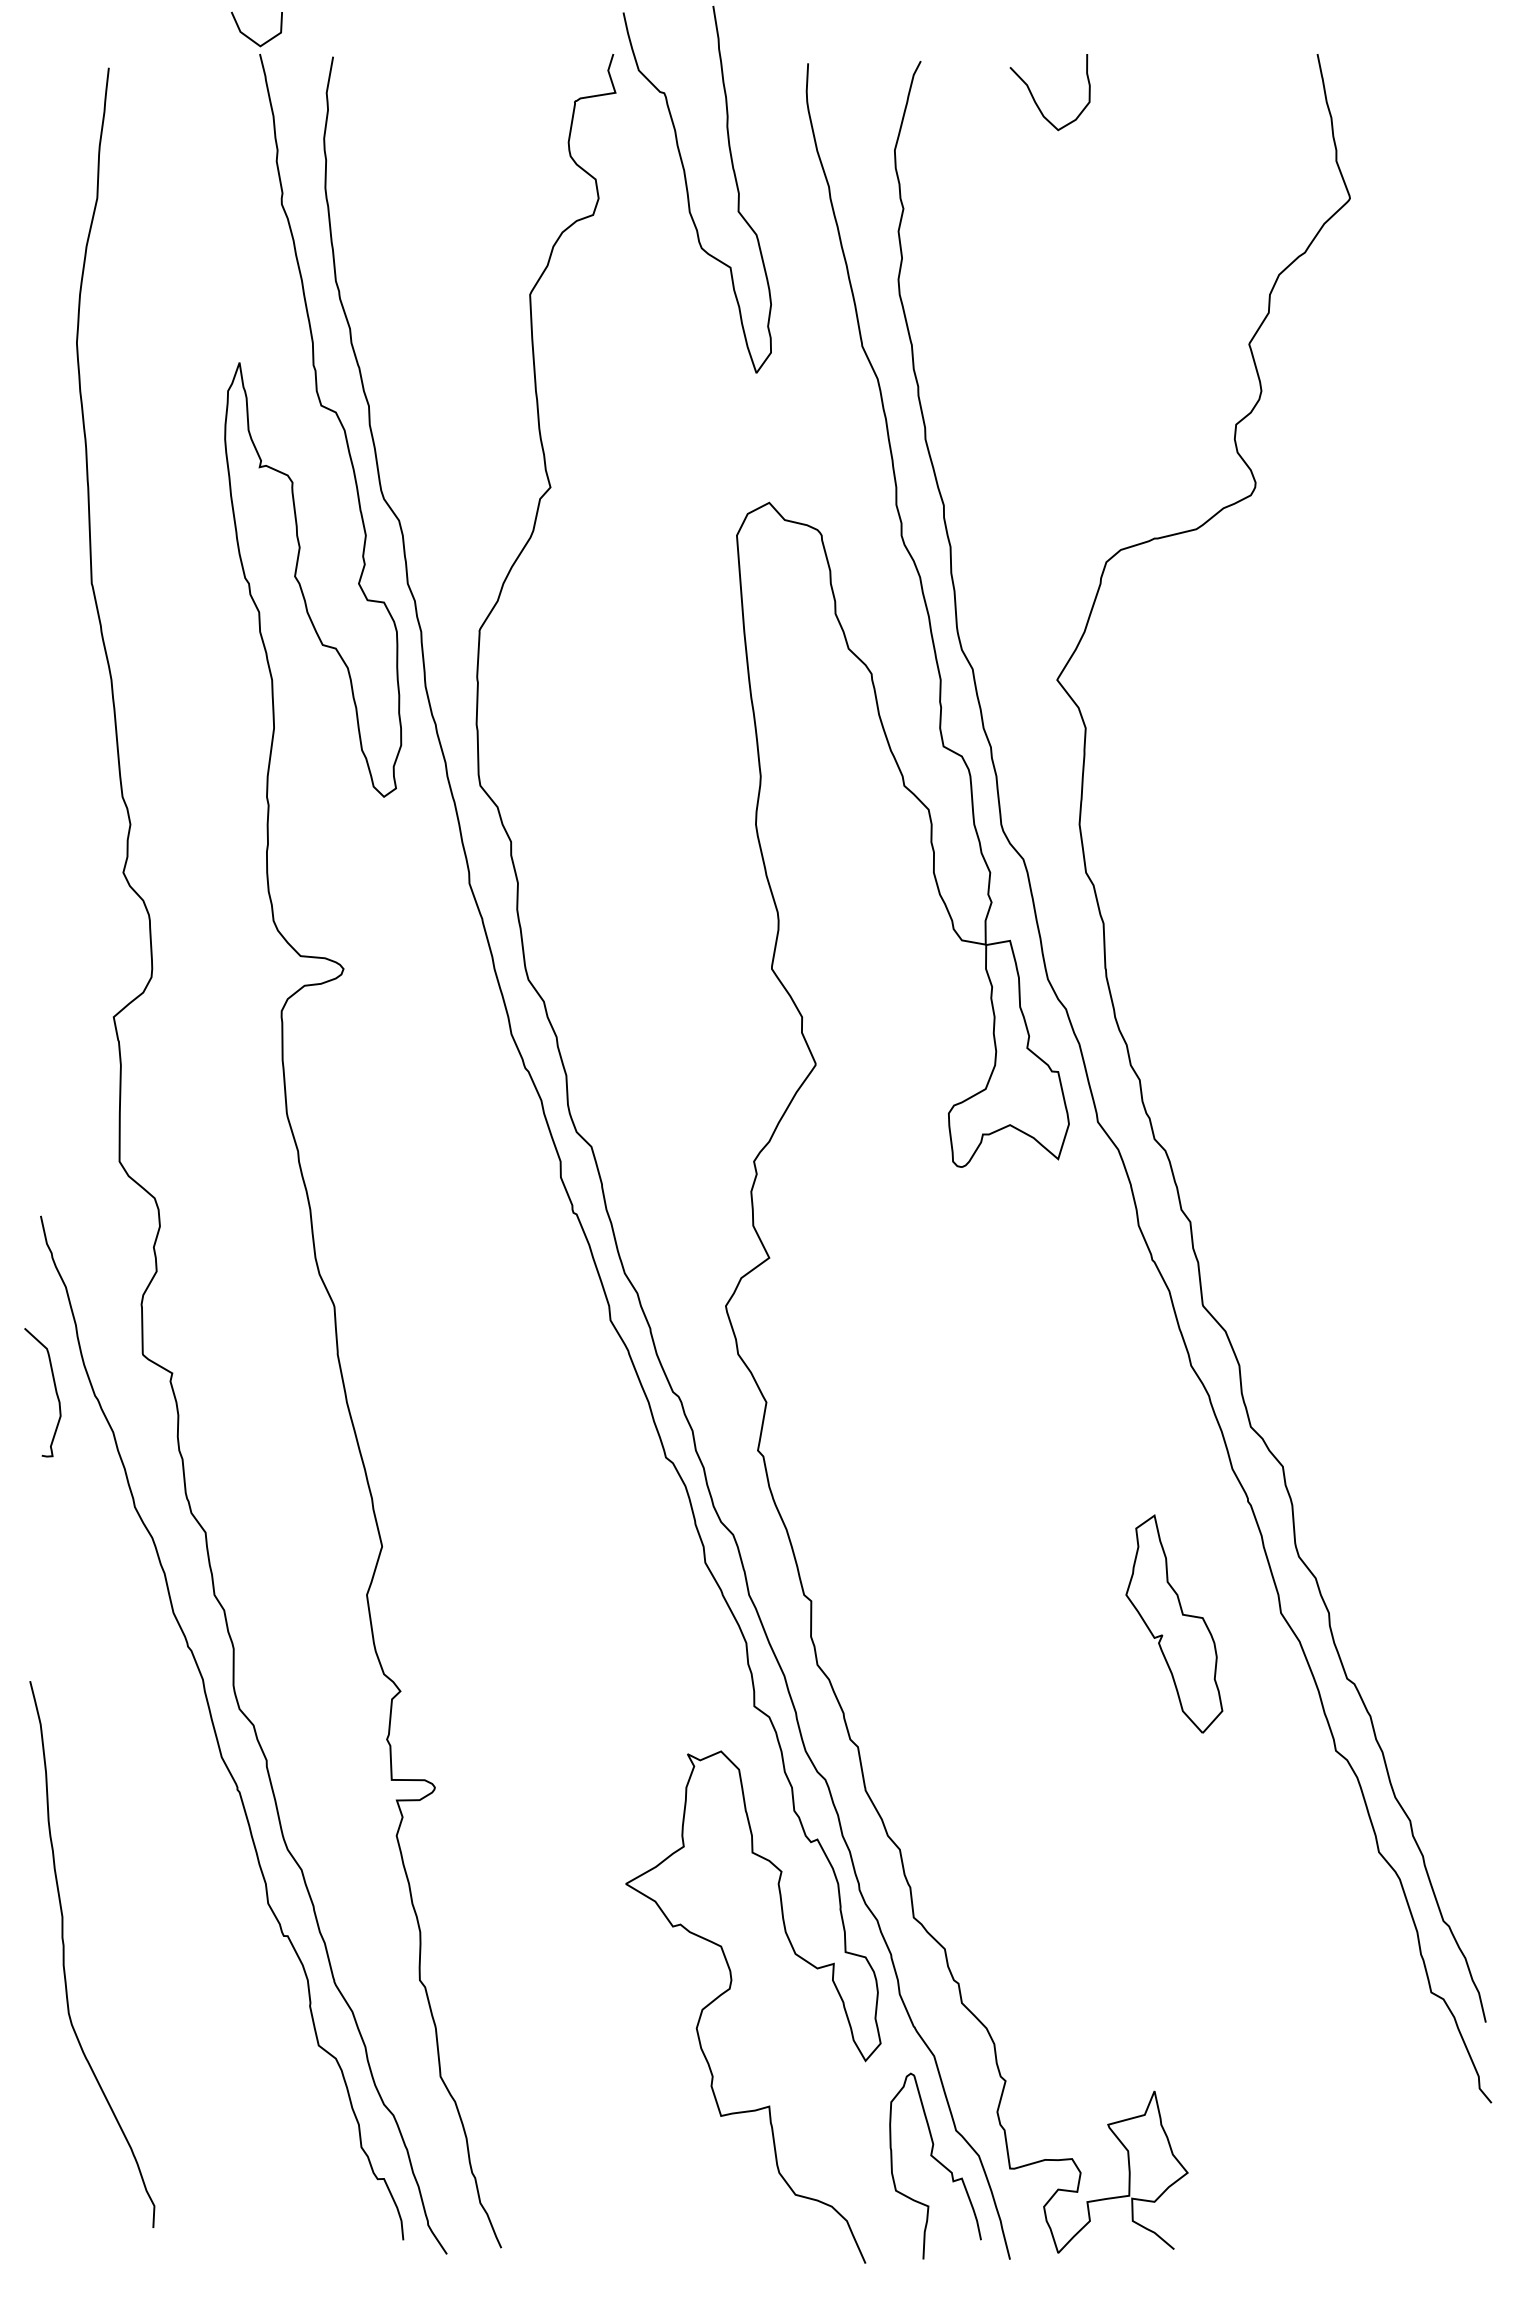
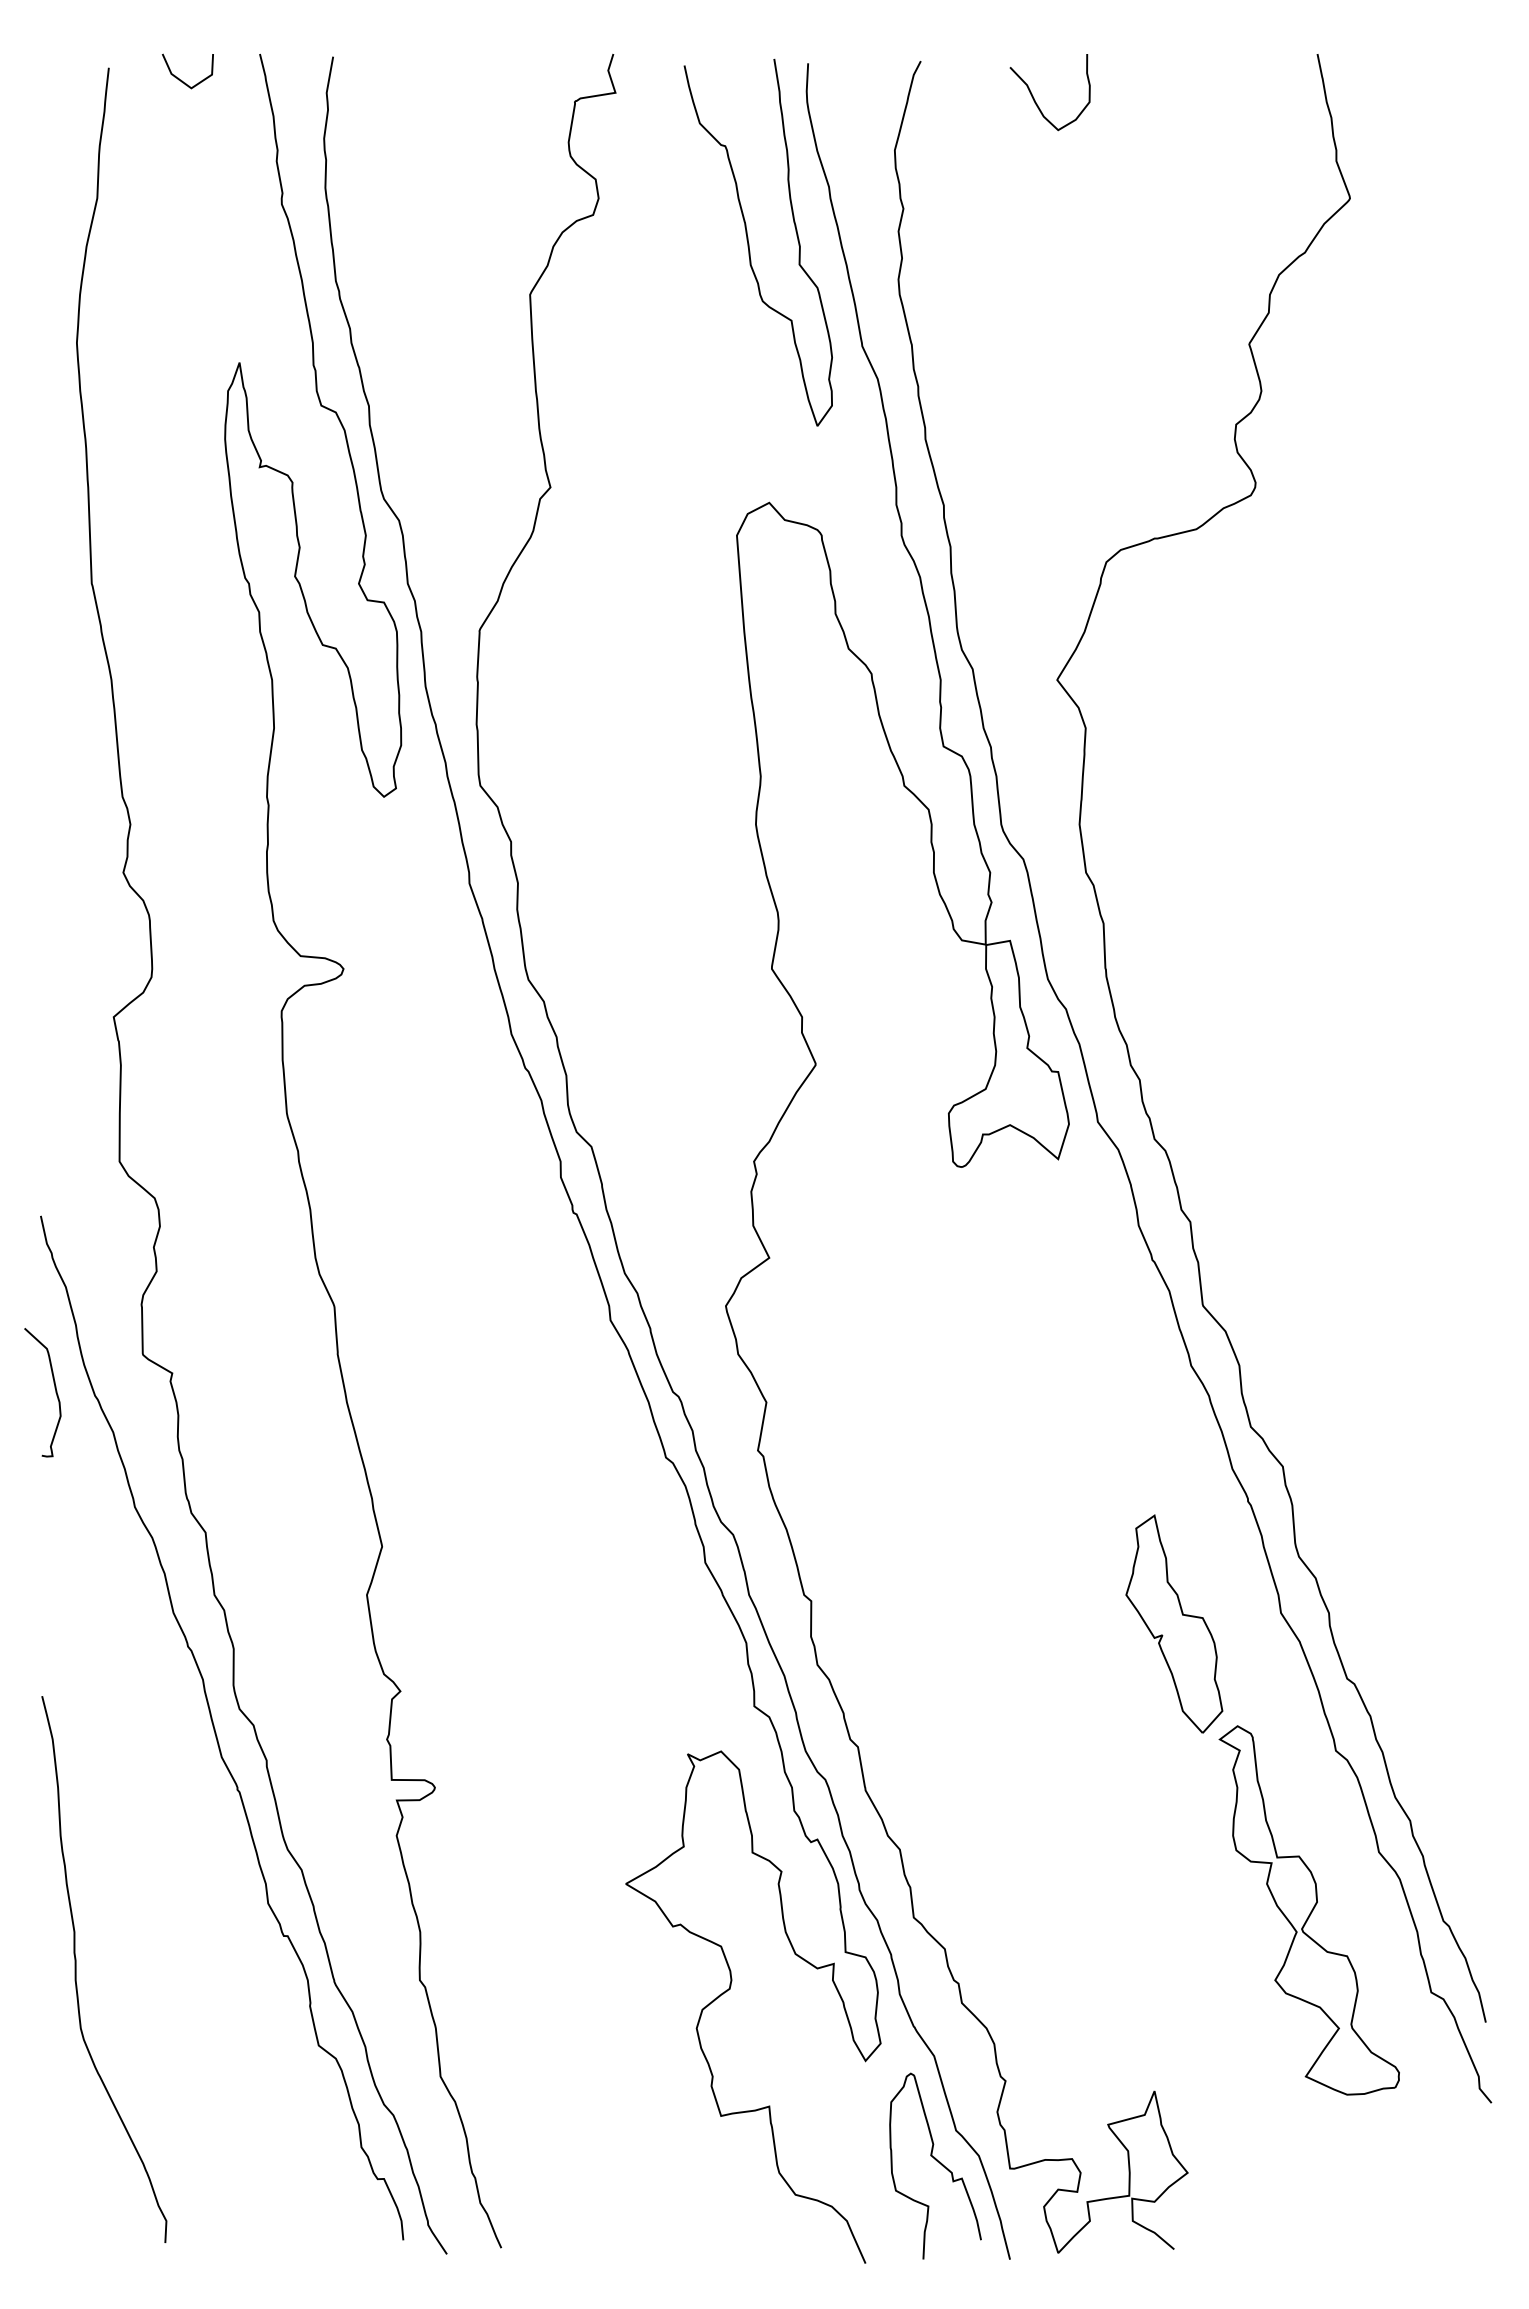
line position: (251, 38) -> (182, 80) (182, 80)
curve position: (688, 190) -> (749, 243) (749, 243)
part: none -> present (1308, 1910)
curve position: (64, 1954) -> (76, 1969) (76, 1969)
